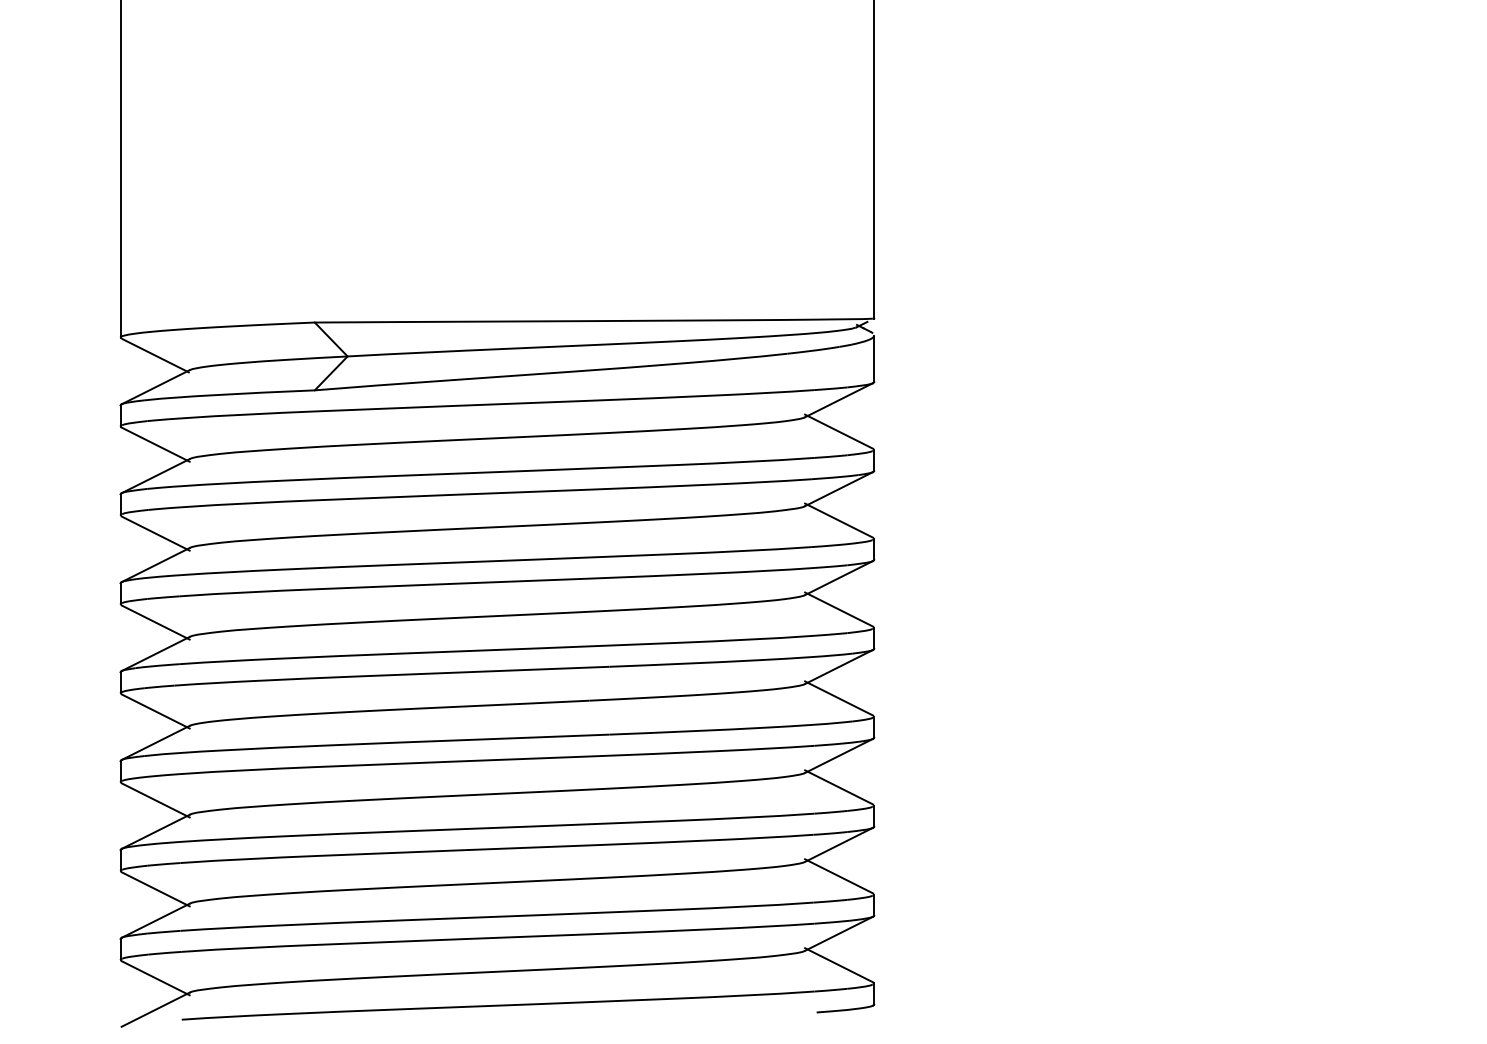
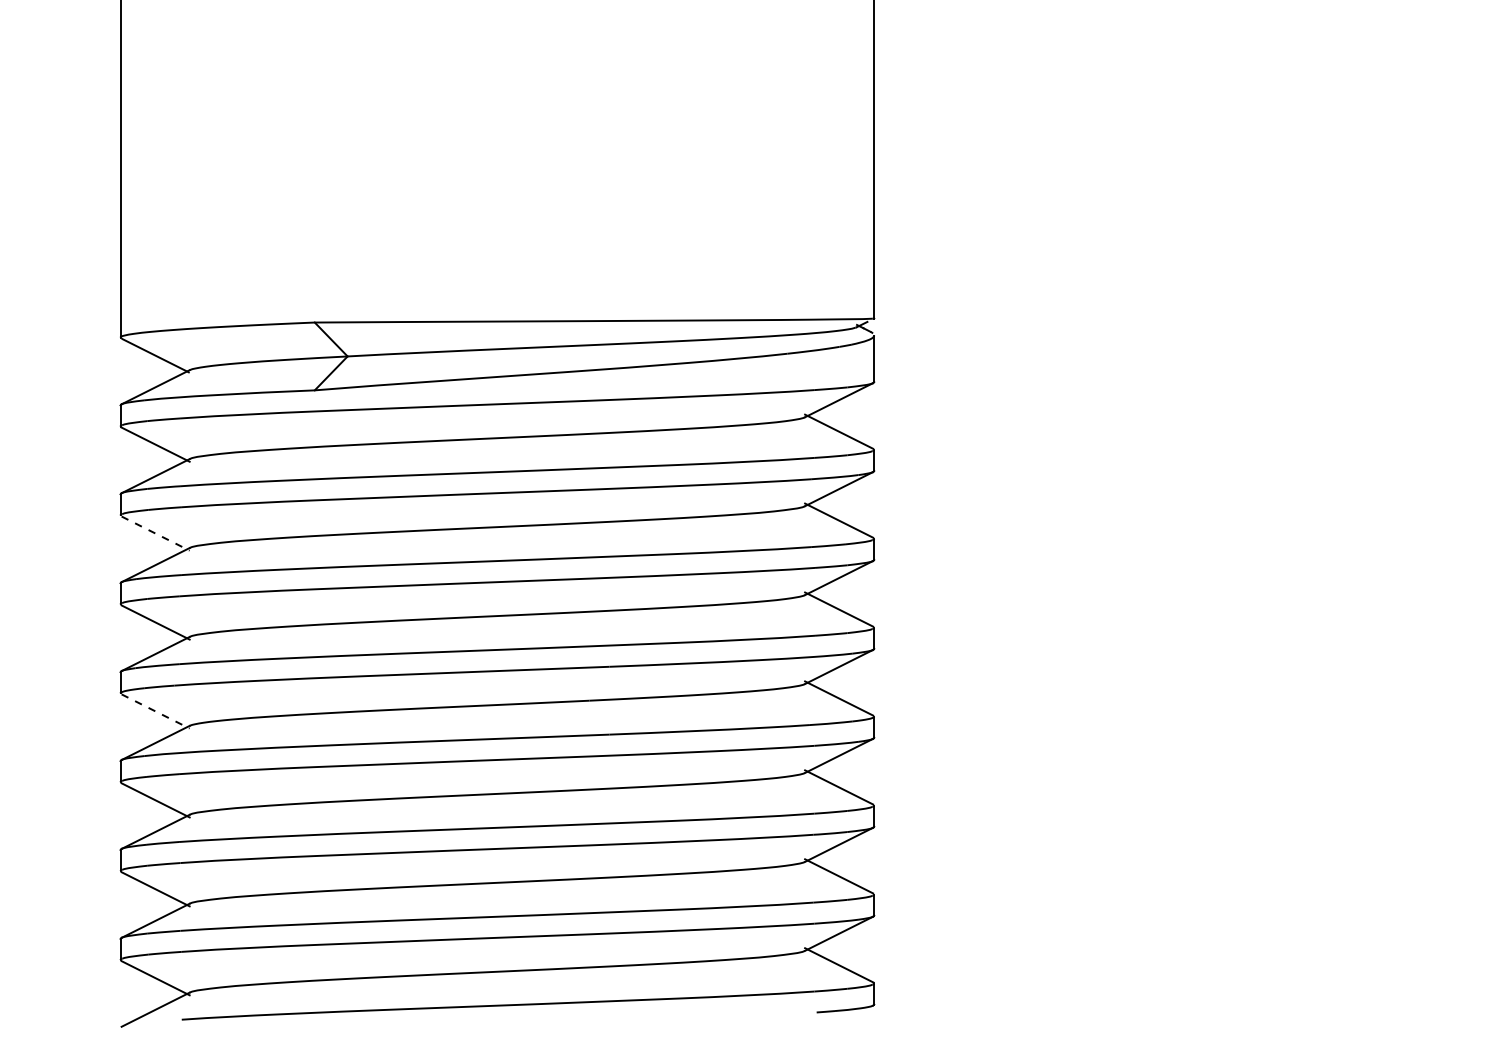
line: solid -> dashed (156, 533)
line: solid -> dashed (156, 711)
